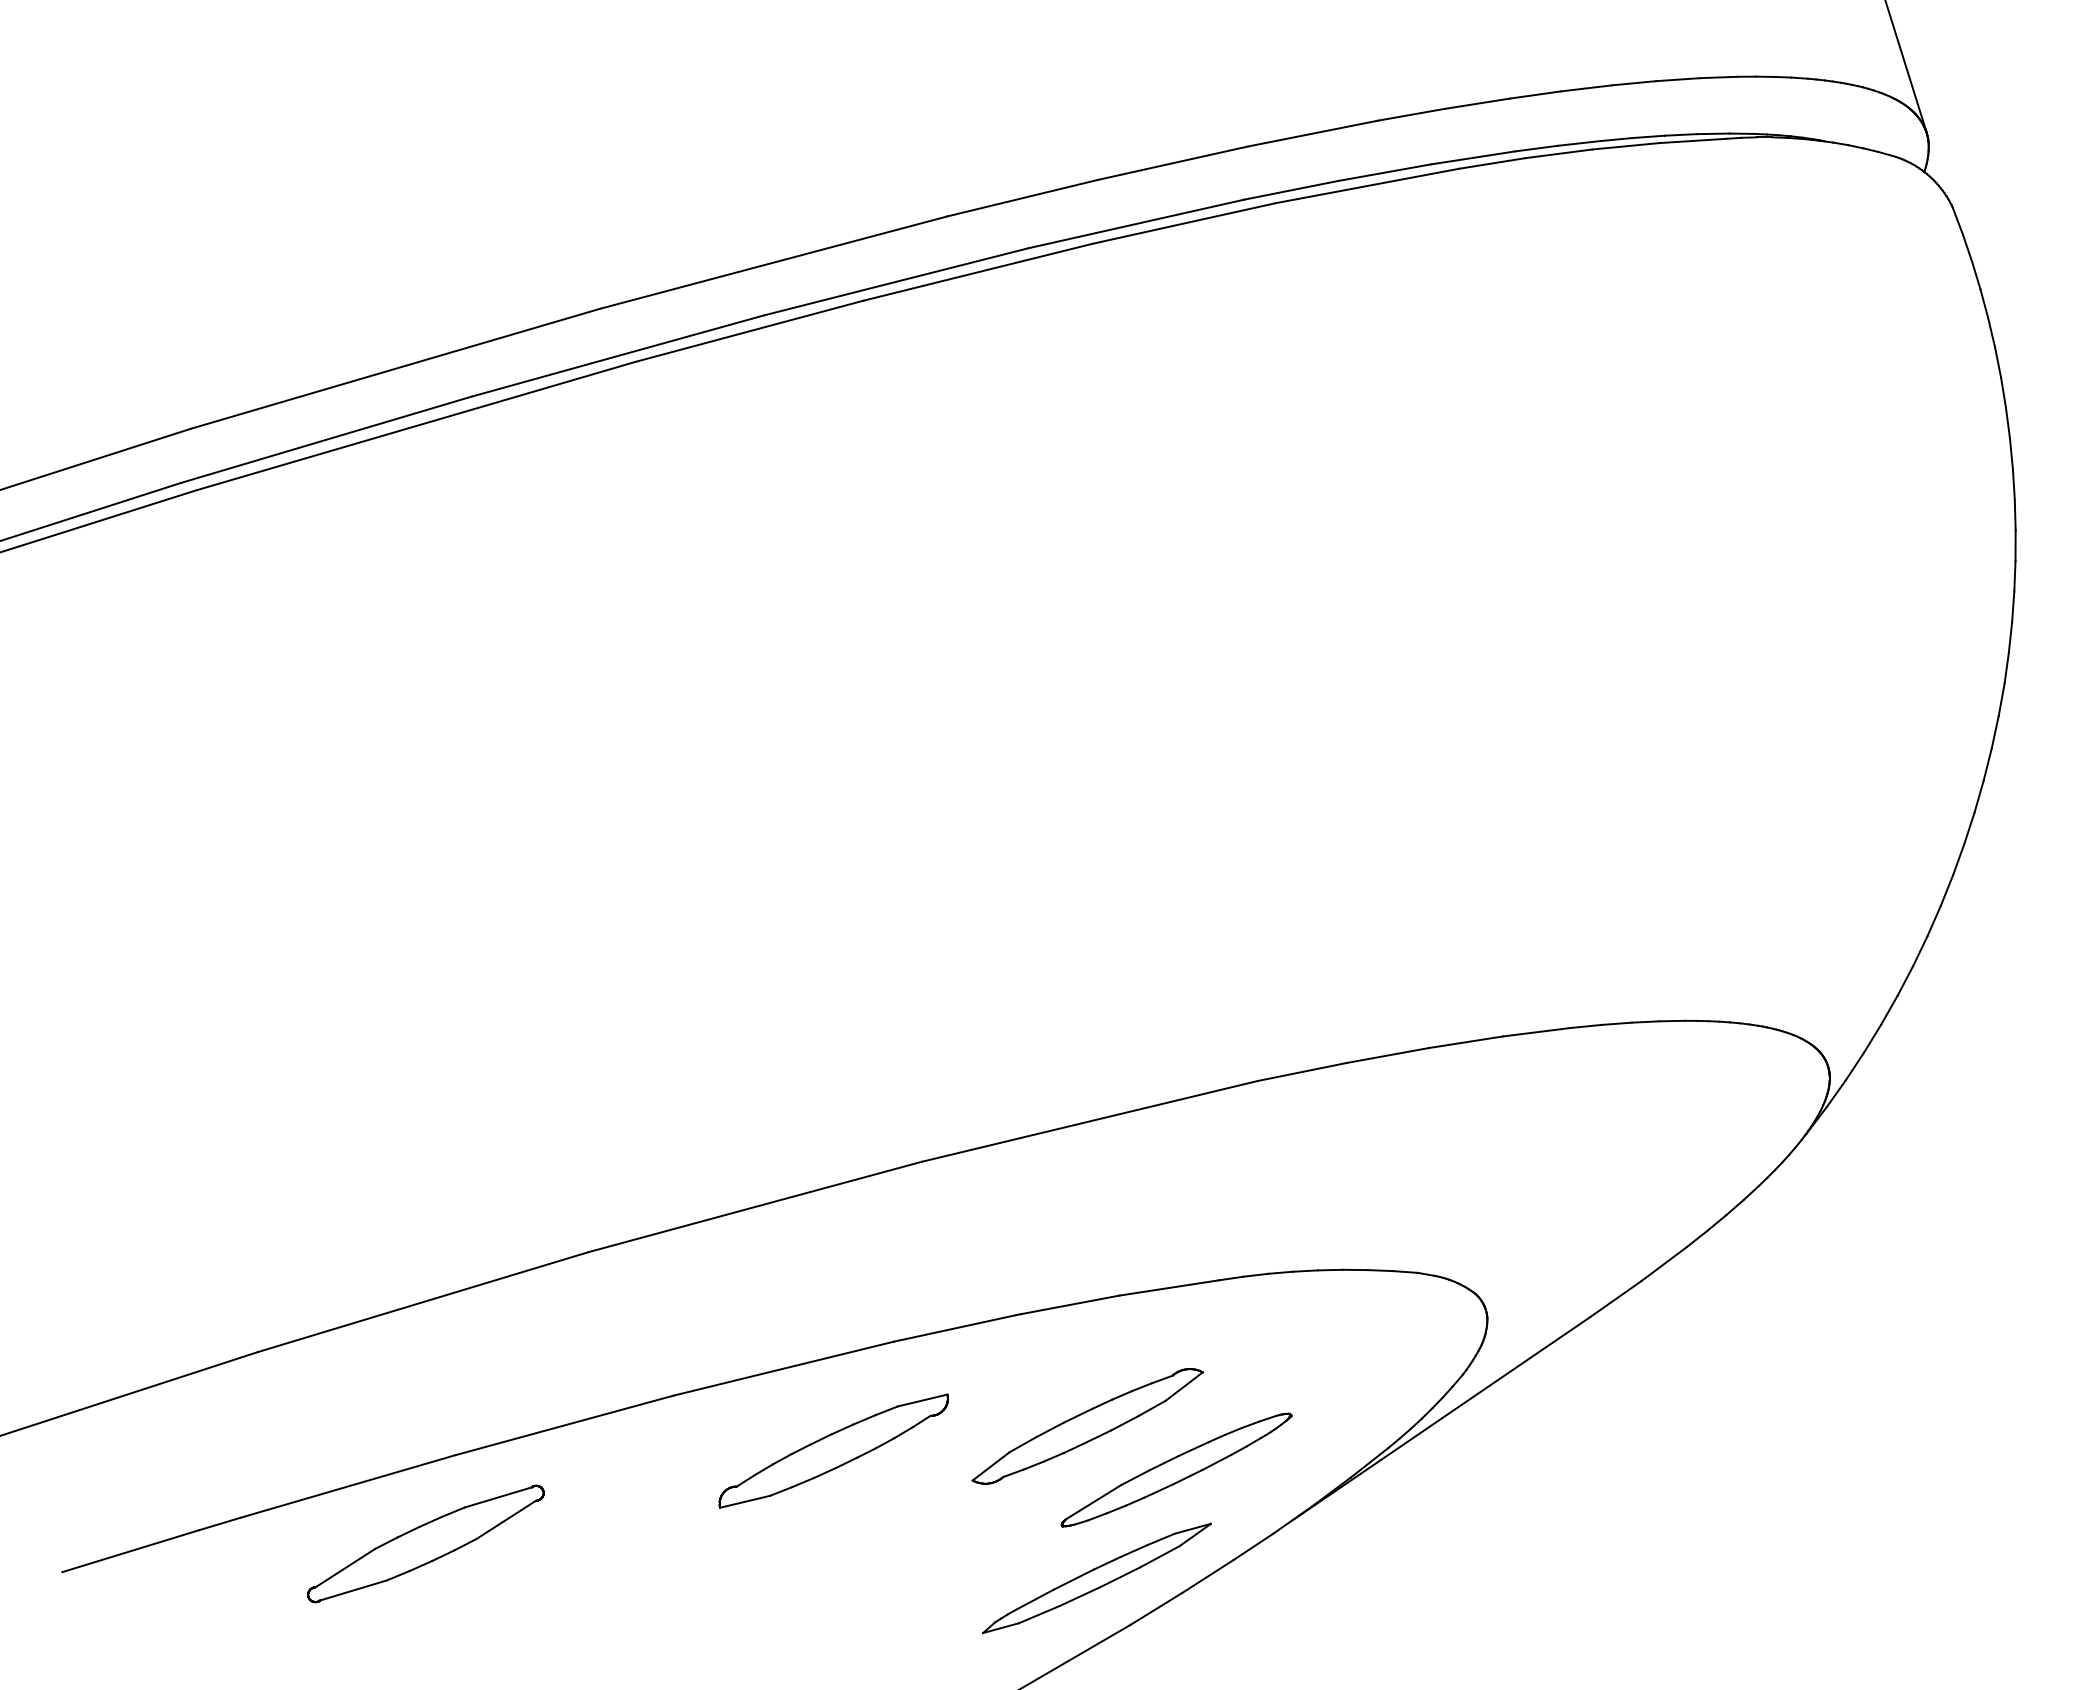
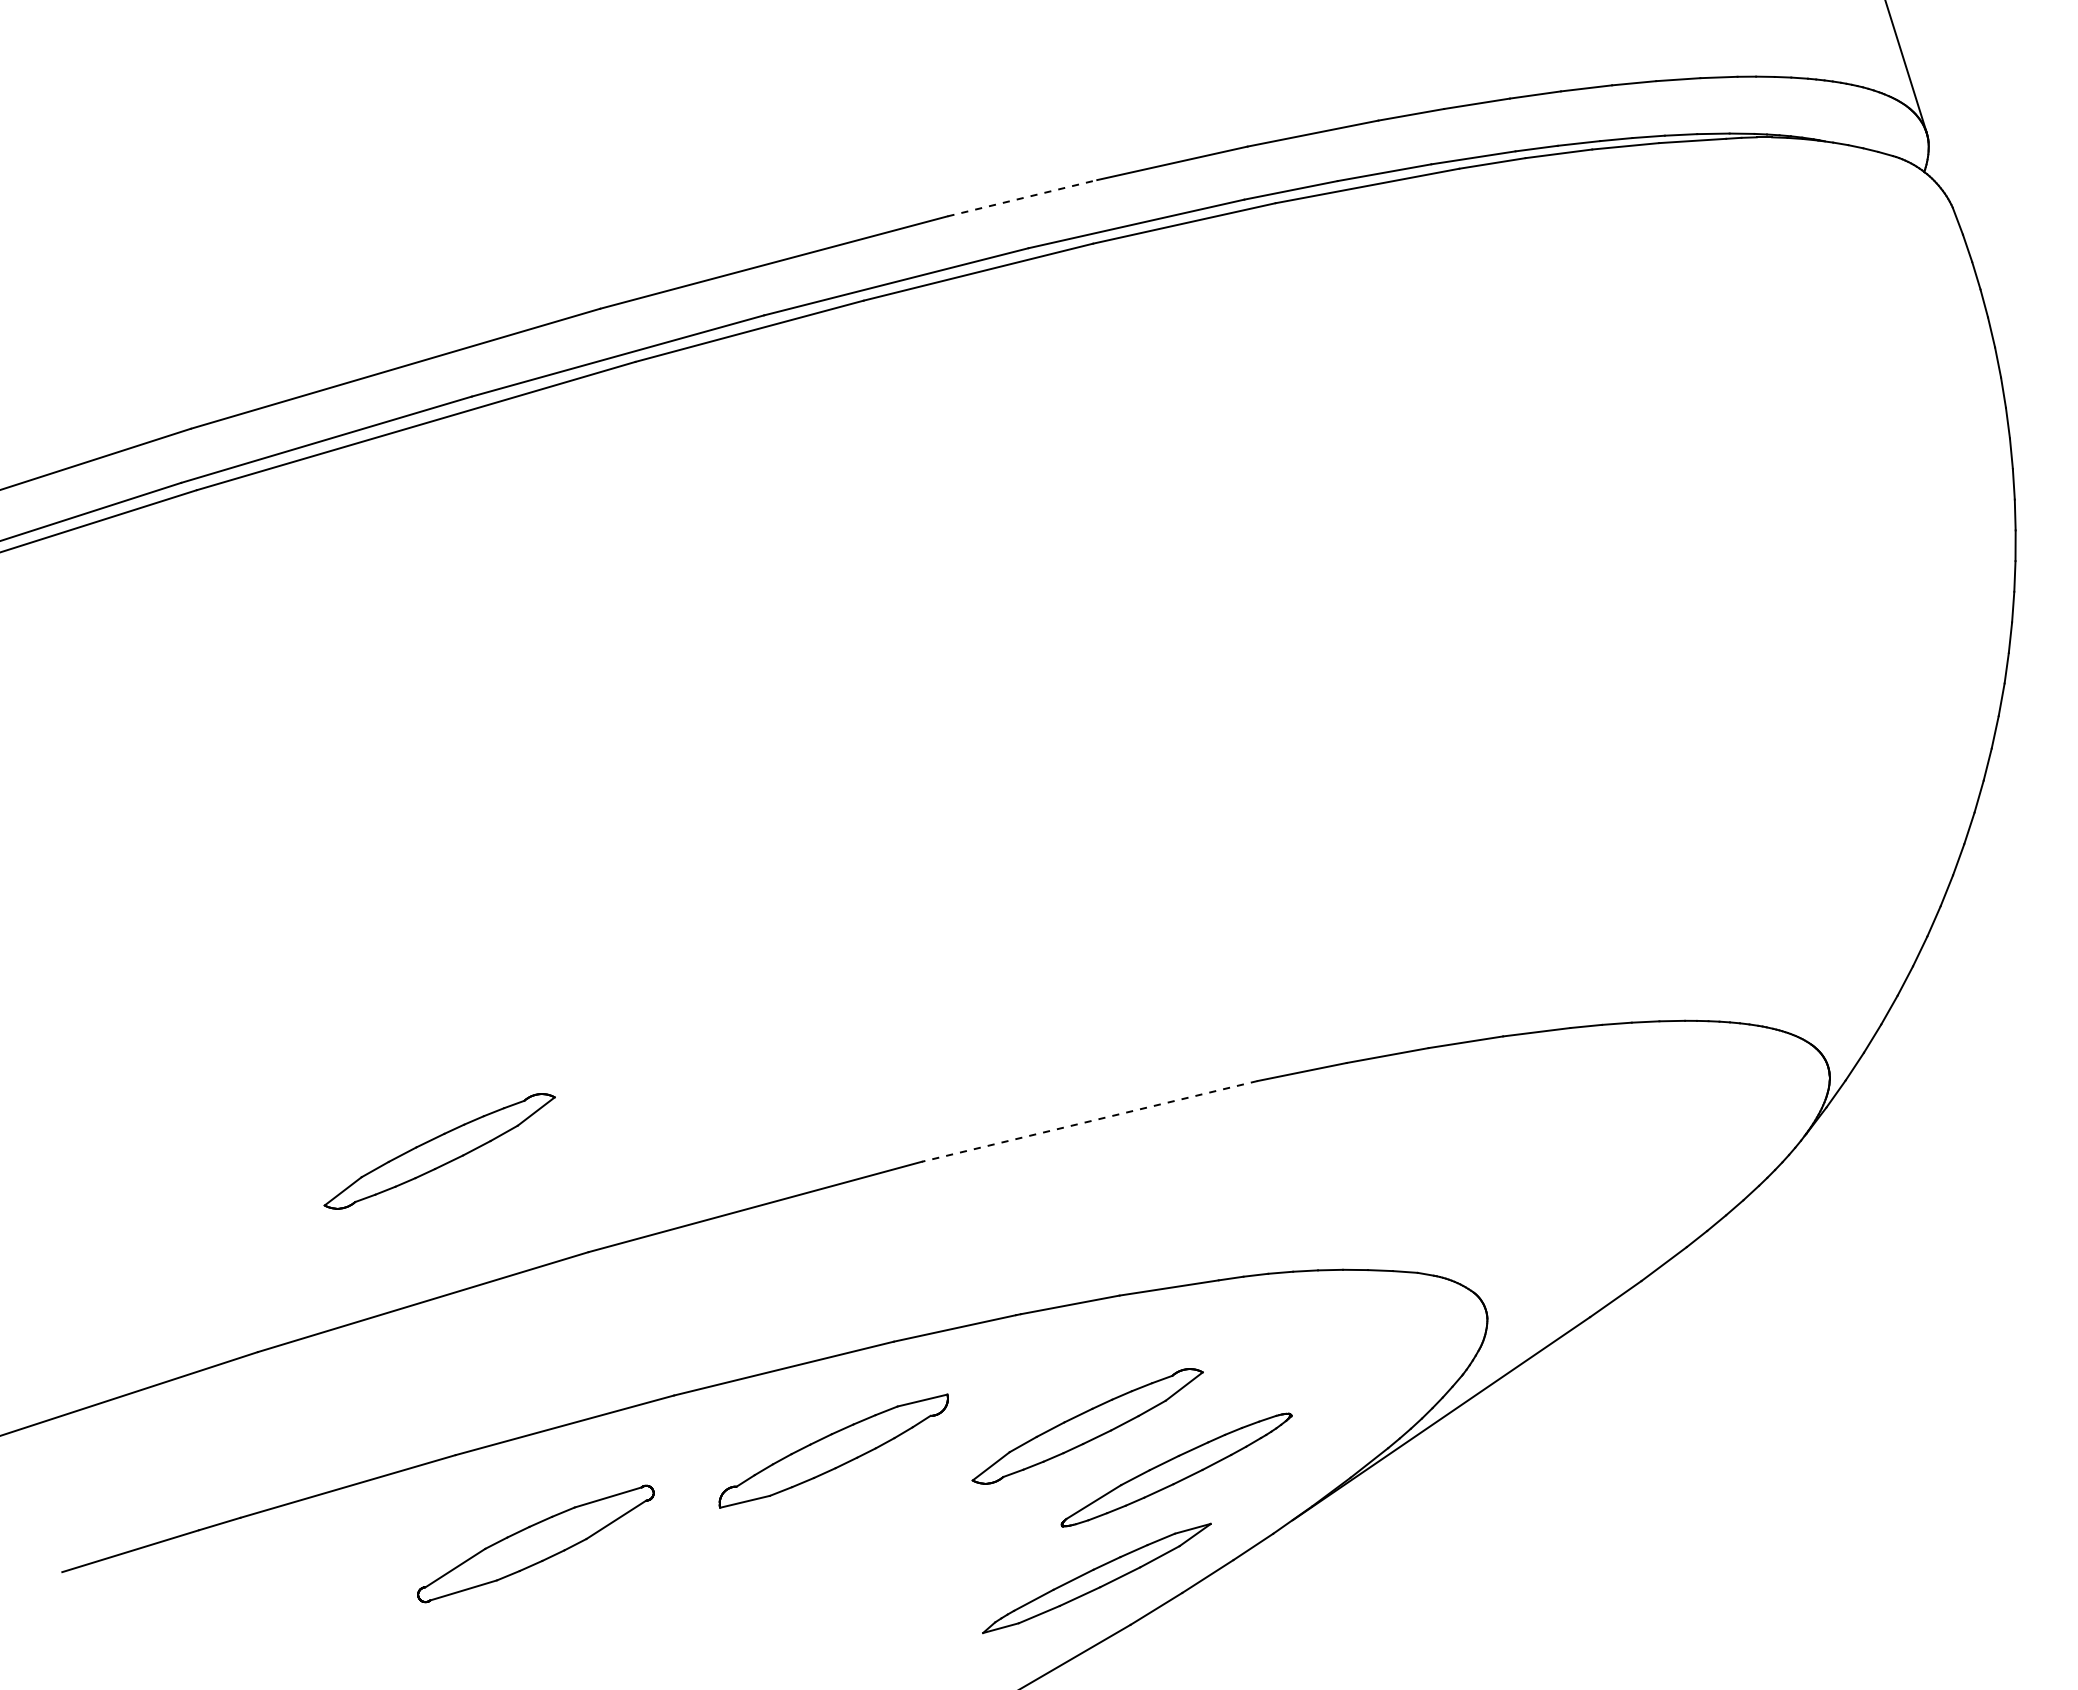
line: solid -> dashed (1022, 198)
line: solid -> dashed (1089, 1121)
part: none -> present (439, 1151)
part position: (425, 1543) -> (535, 1543) (535, 1543)
